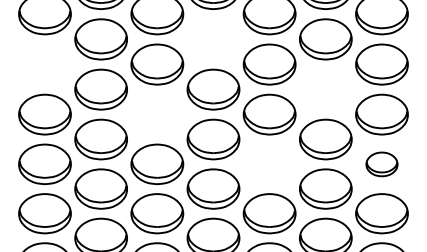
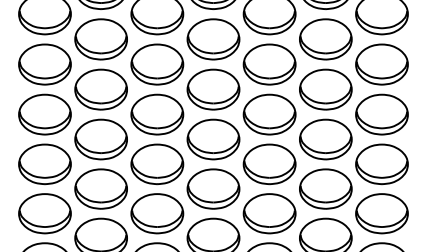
part: none -> present (213, 39)
part: none -> present (44, 64)
part: none -> present (325, 89)
part: none -> present (157, 114)
part: none -> present (269, 164)
part size: 34x27 px -> 54x43 px (381, 164)
